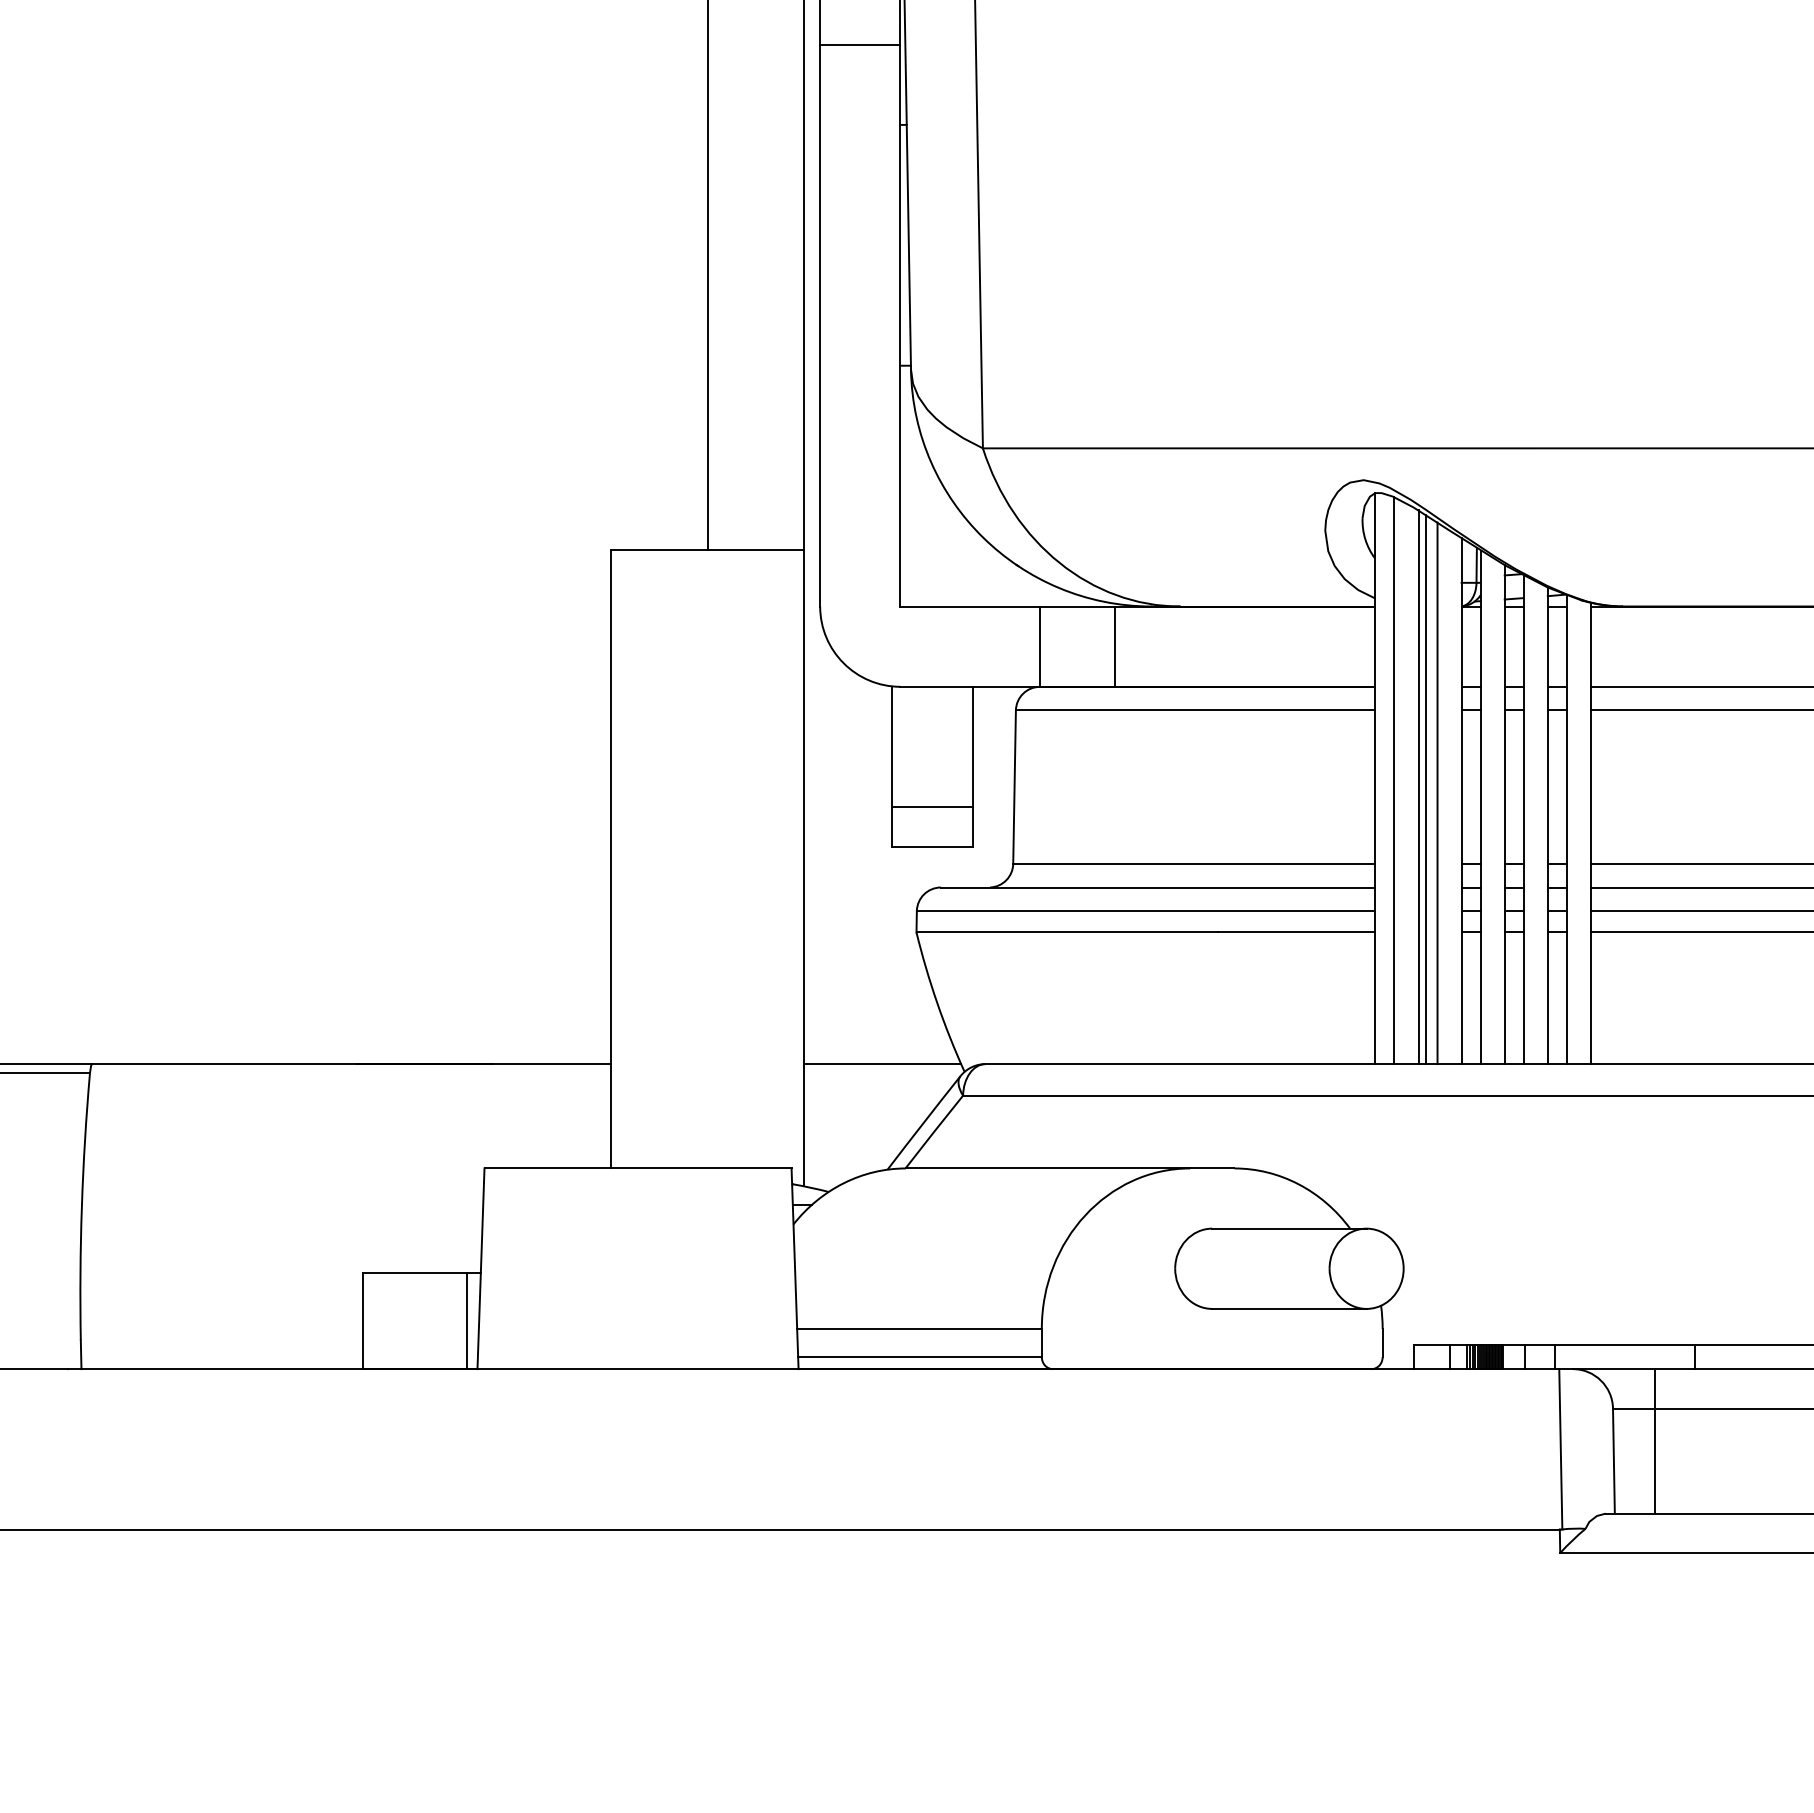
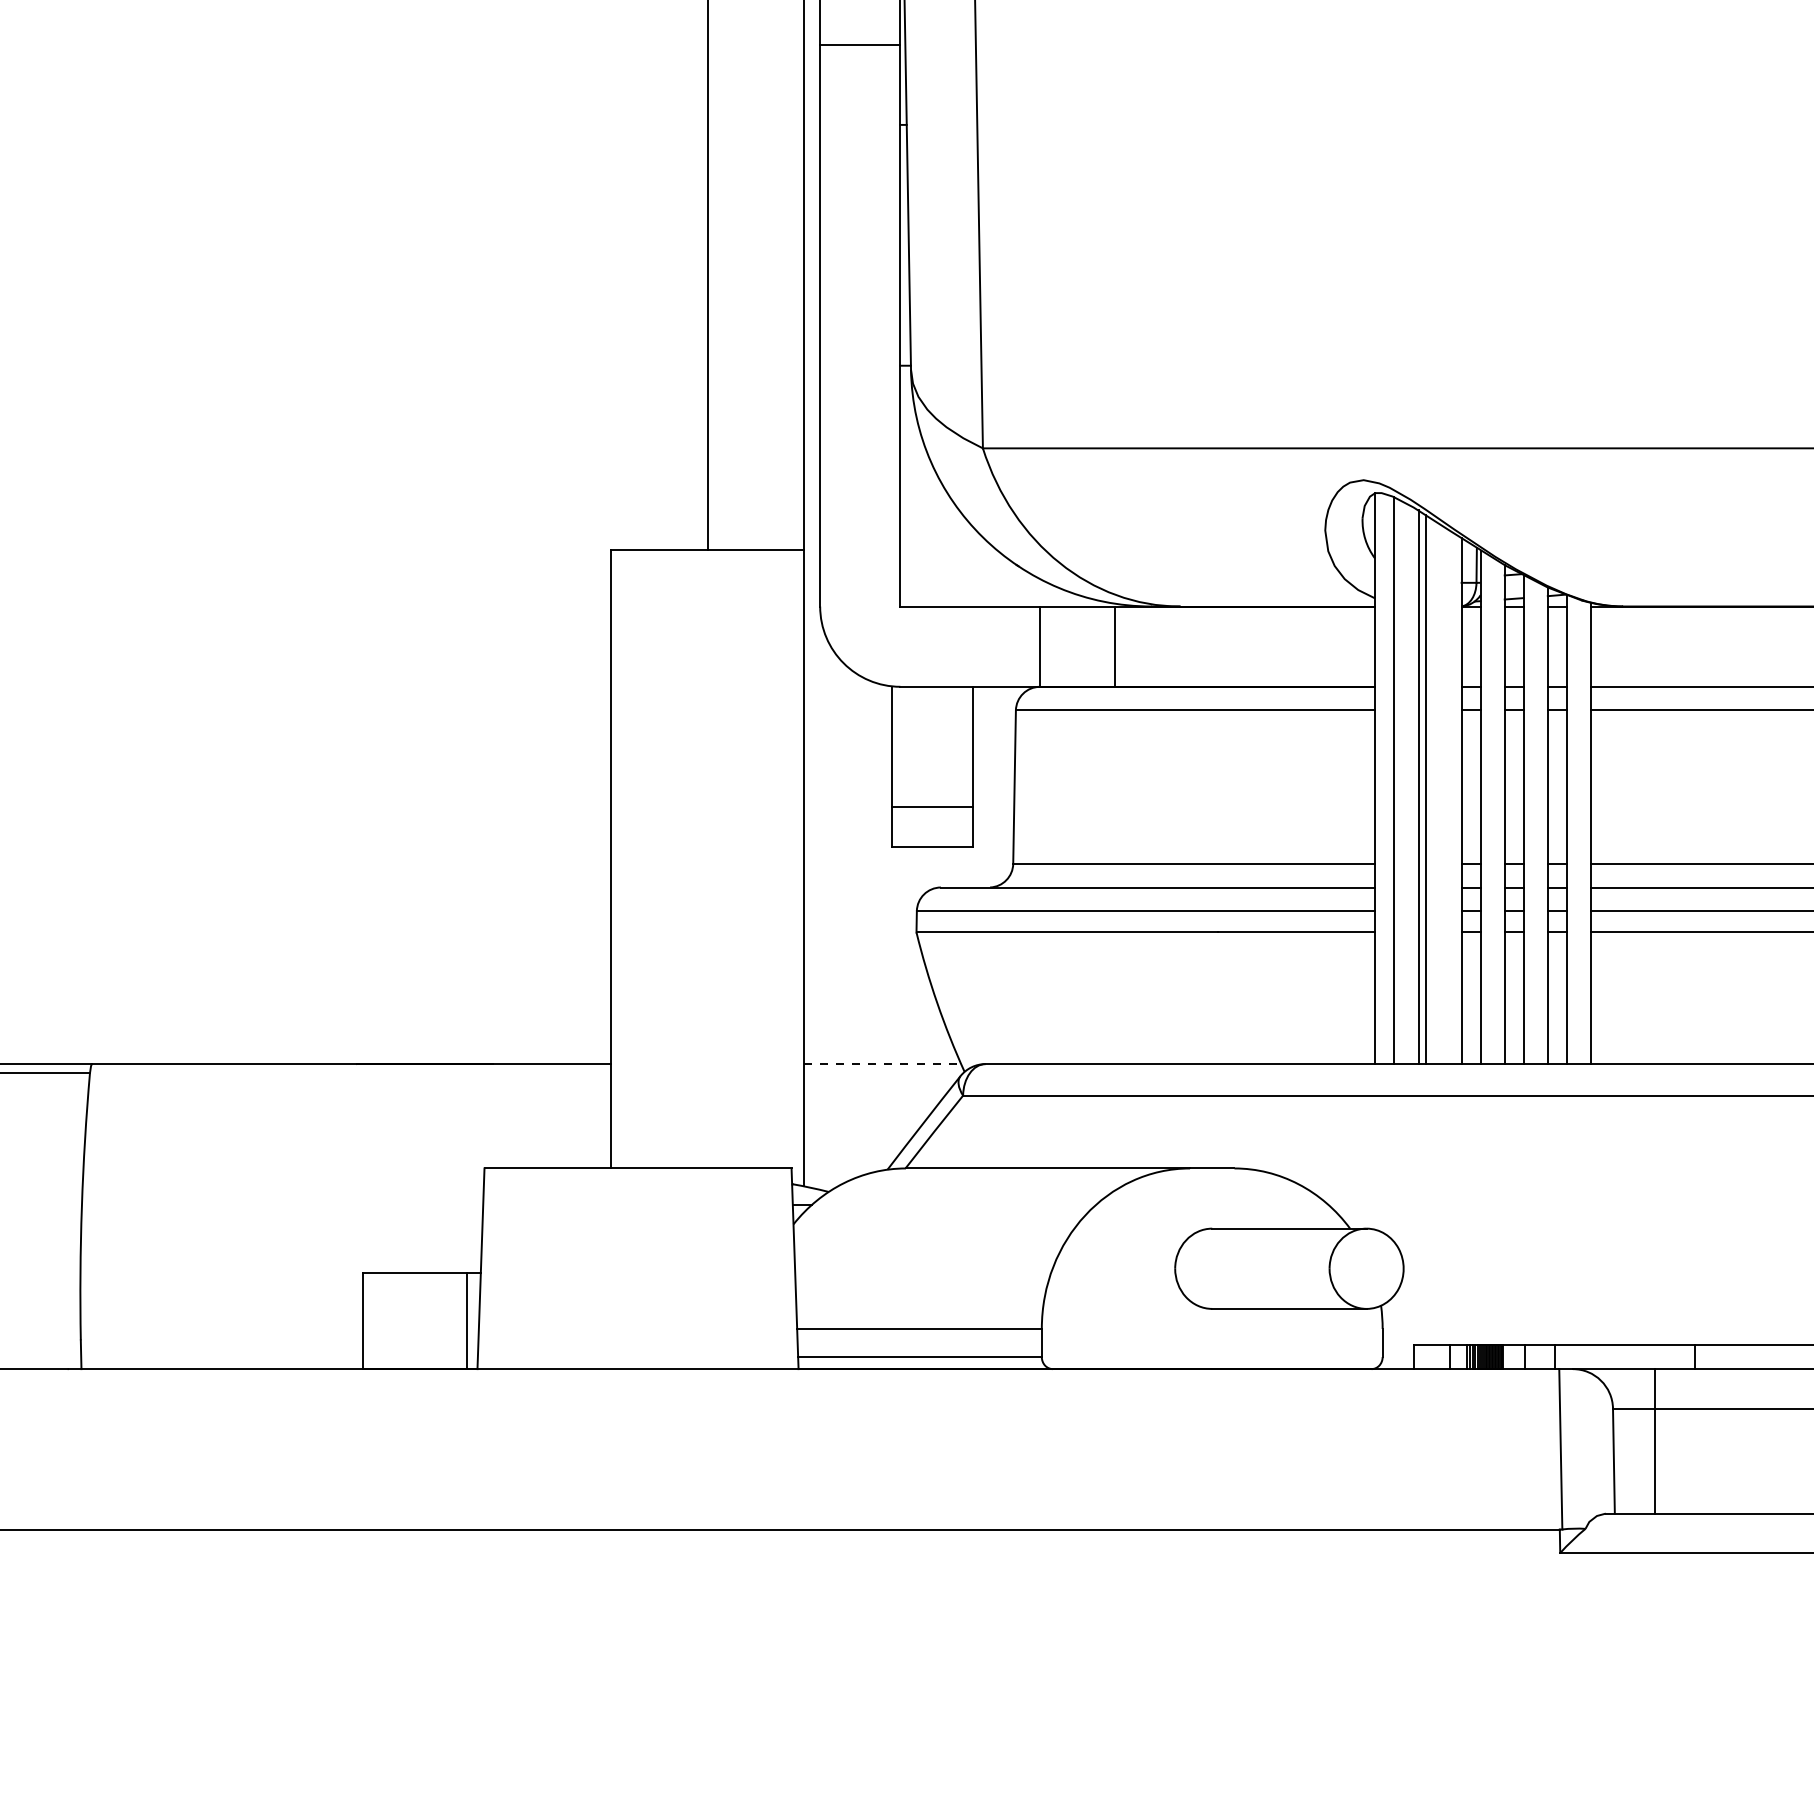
line: present -> none (1437, 793)
line: solid -> dashed (882, 1064)
